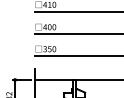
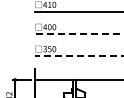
line: solid -> dashed (78, 34)
line: solid -> dashed (78, 56)
